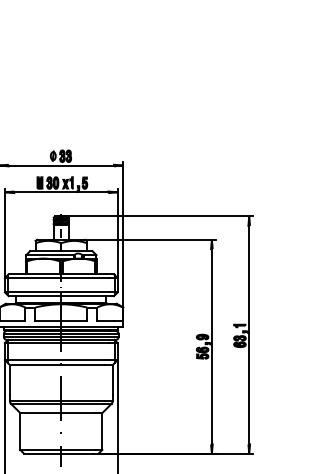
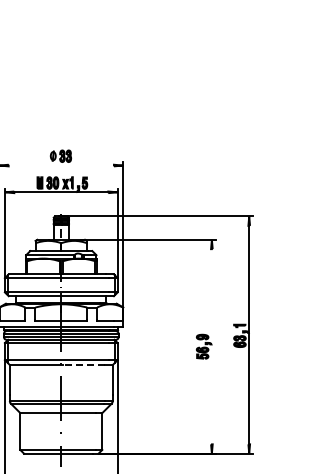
line: present -> none (60, 165)
line: present -> none (211, 346)
line: solid -> dashed (83, 364)
